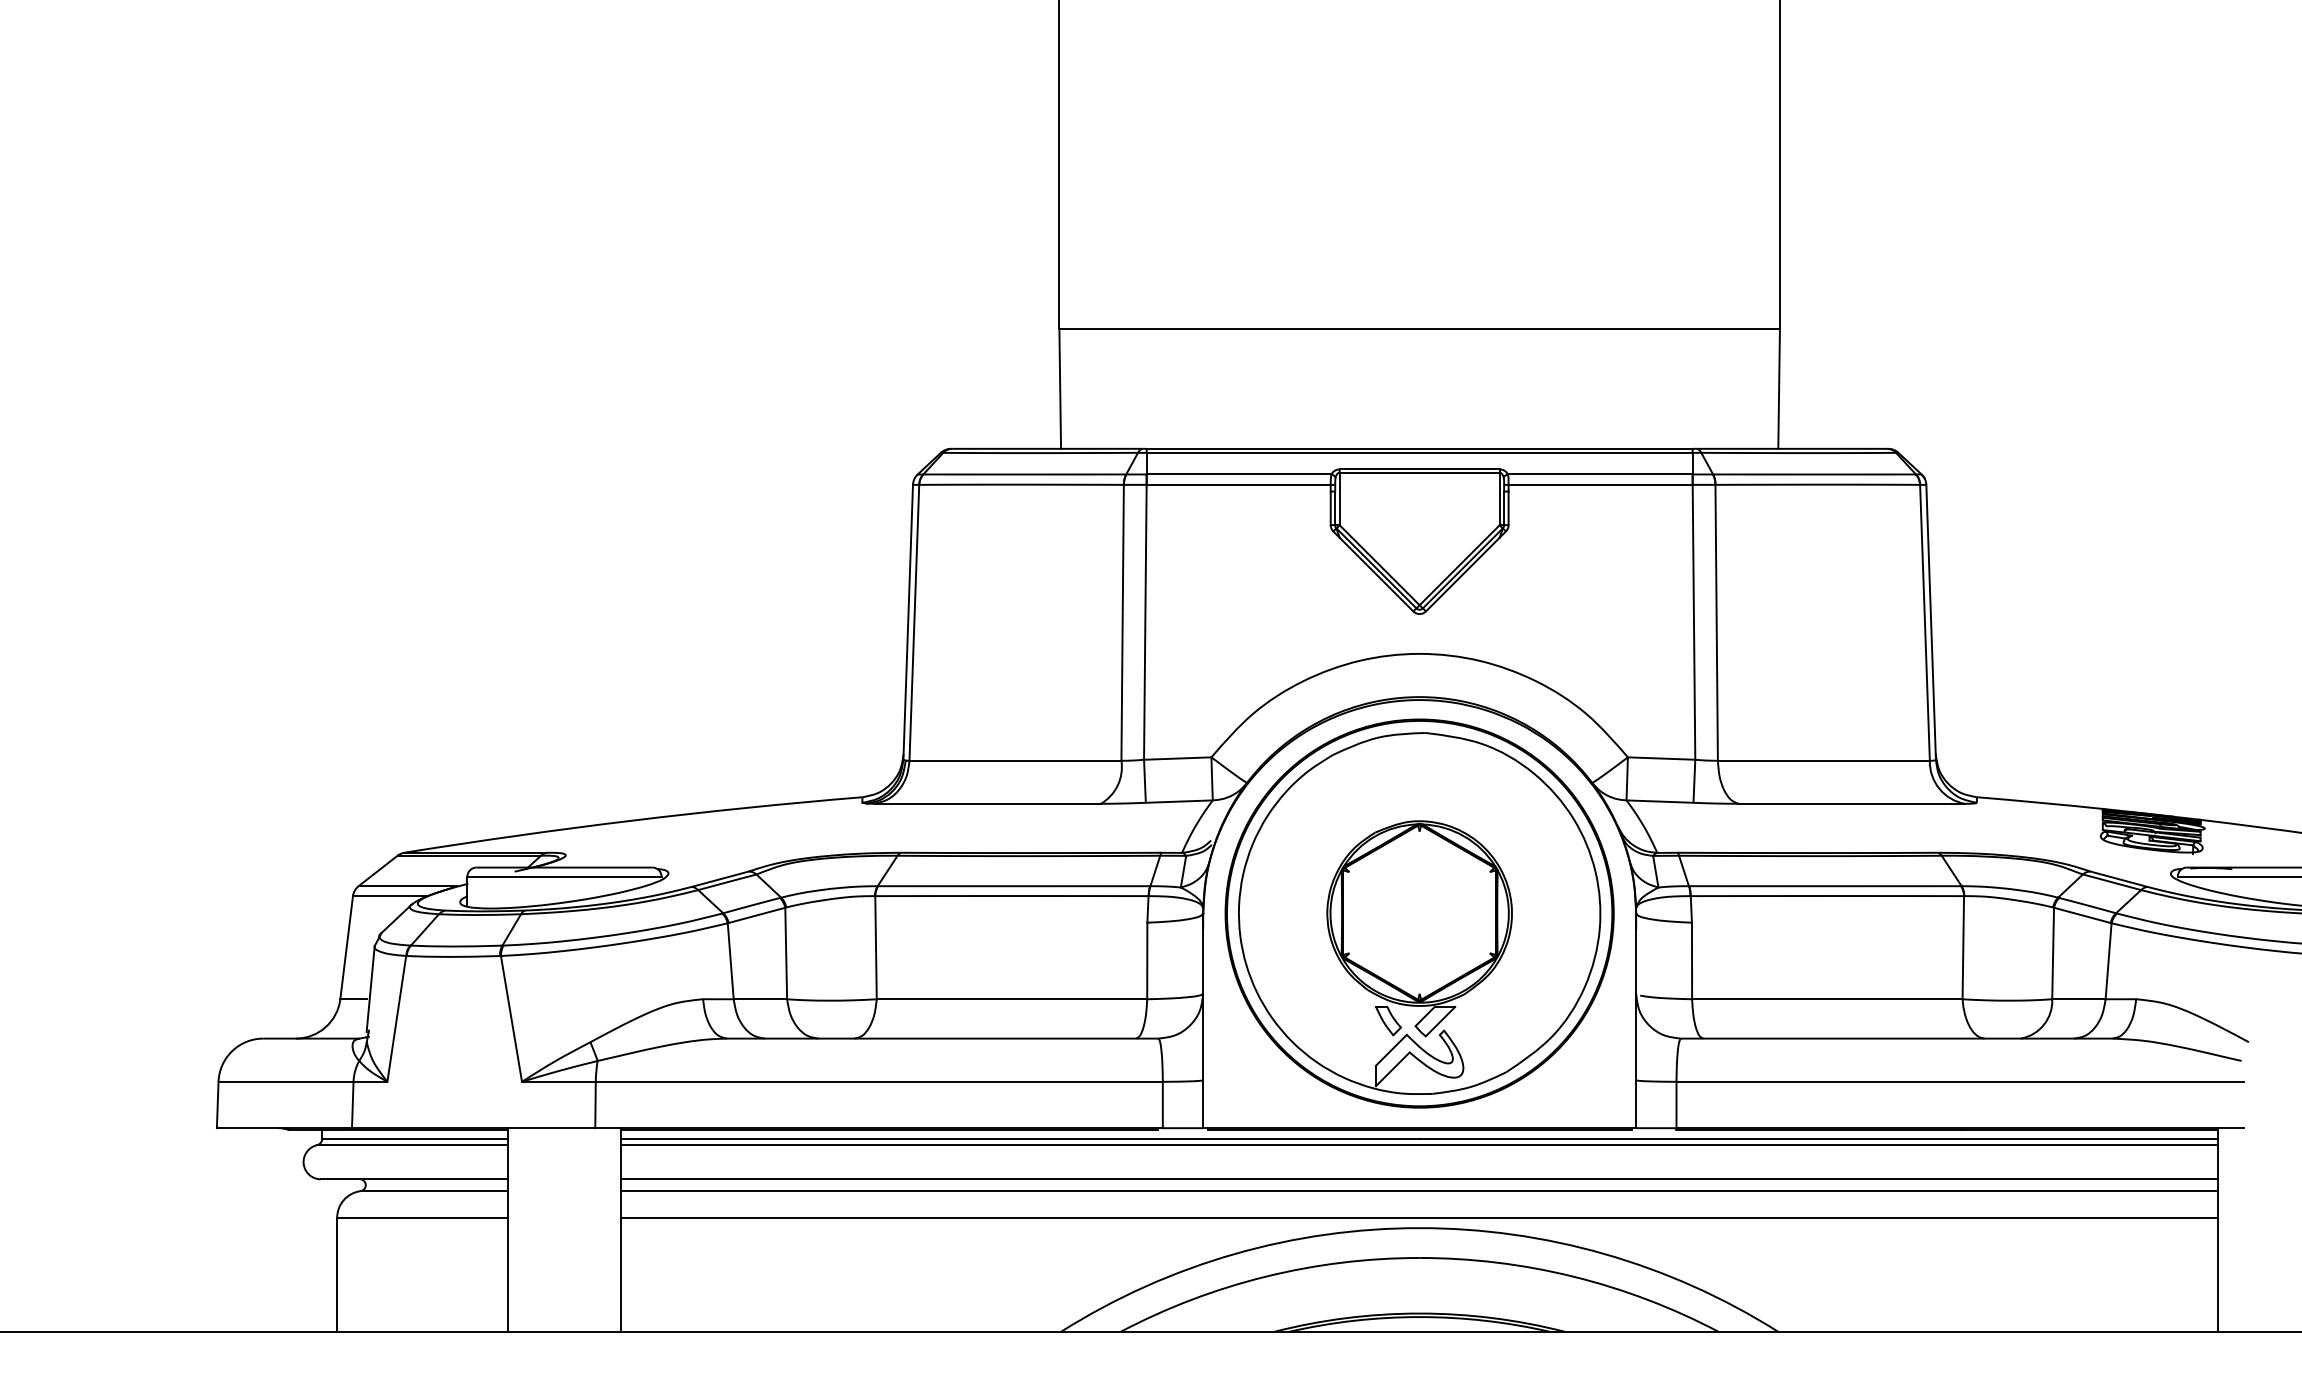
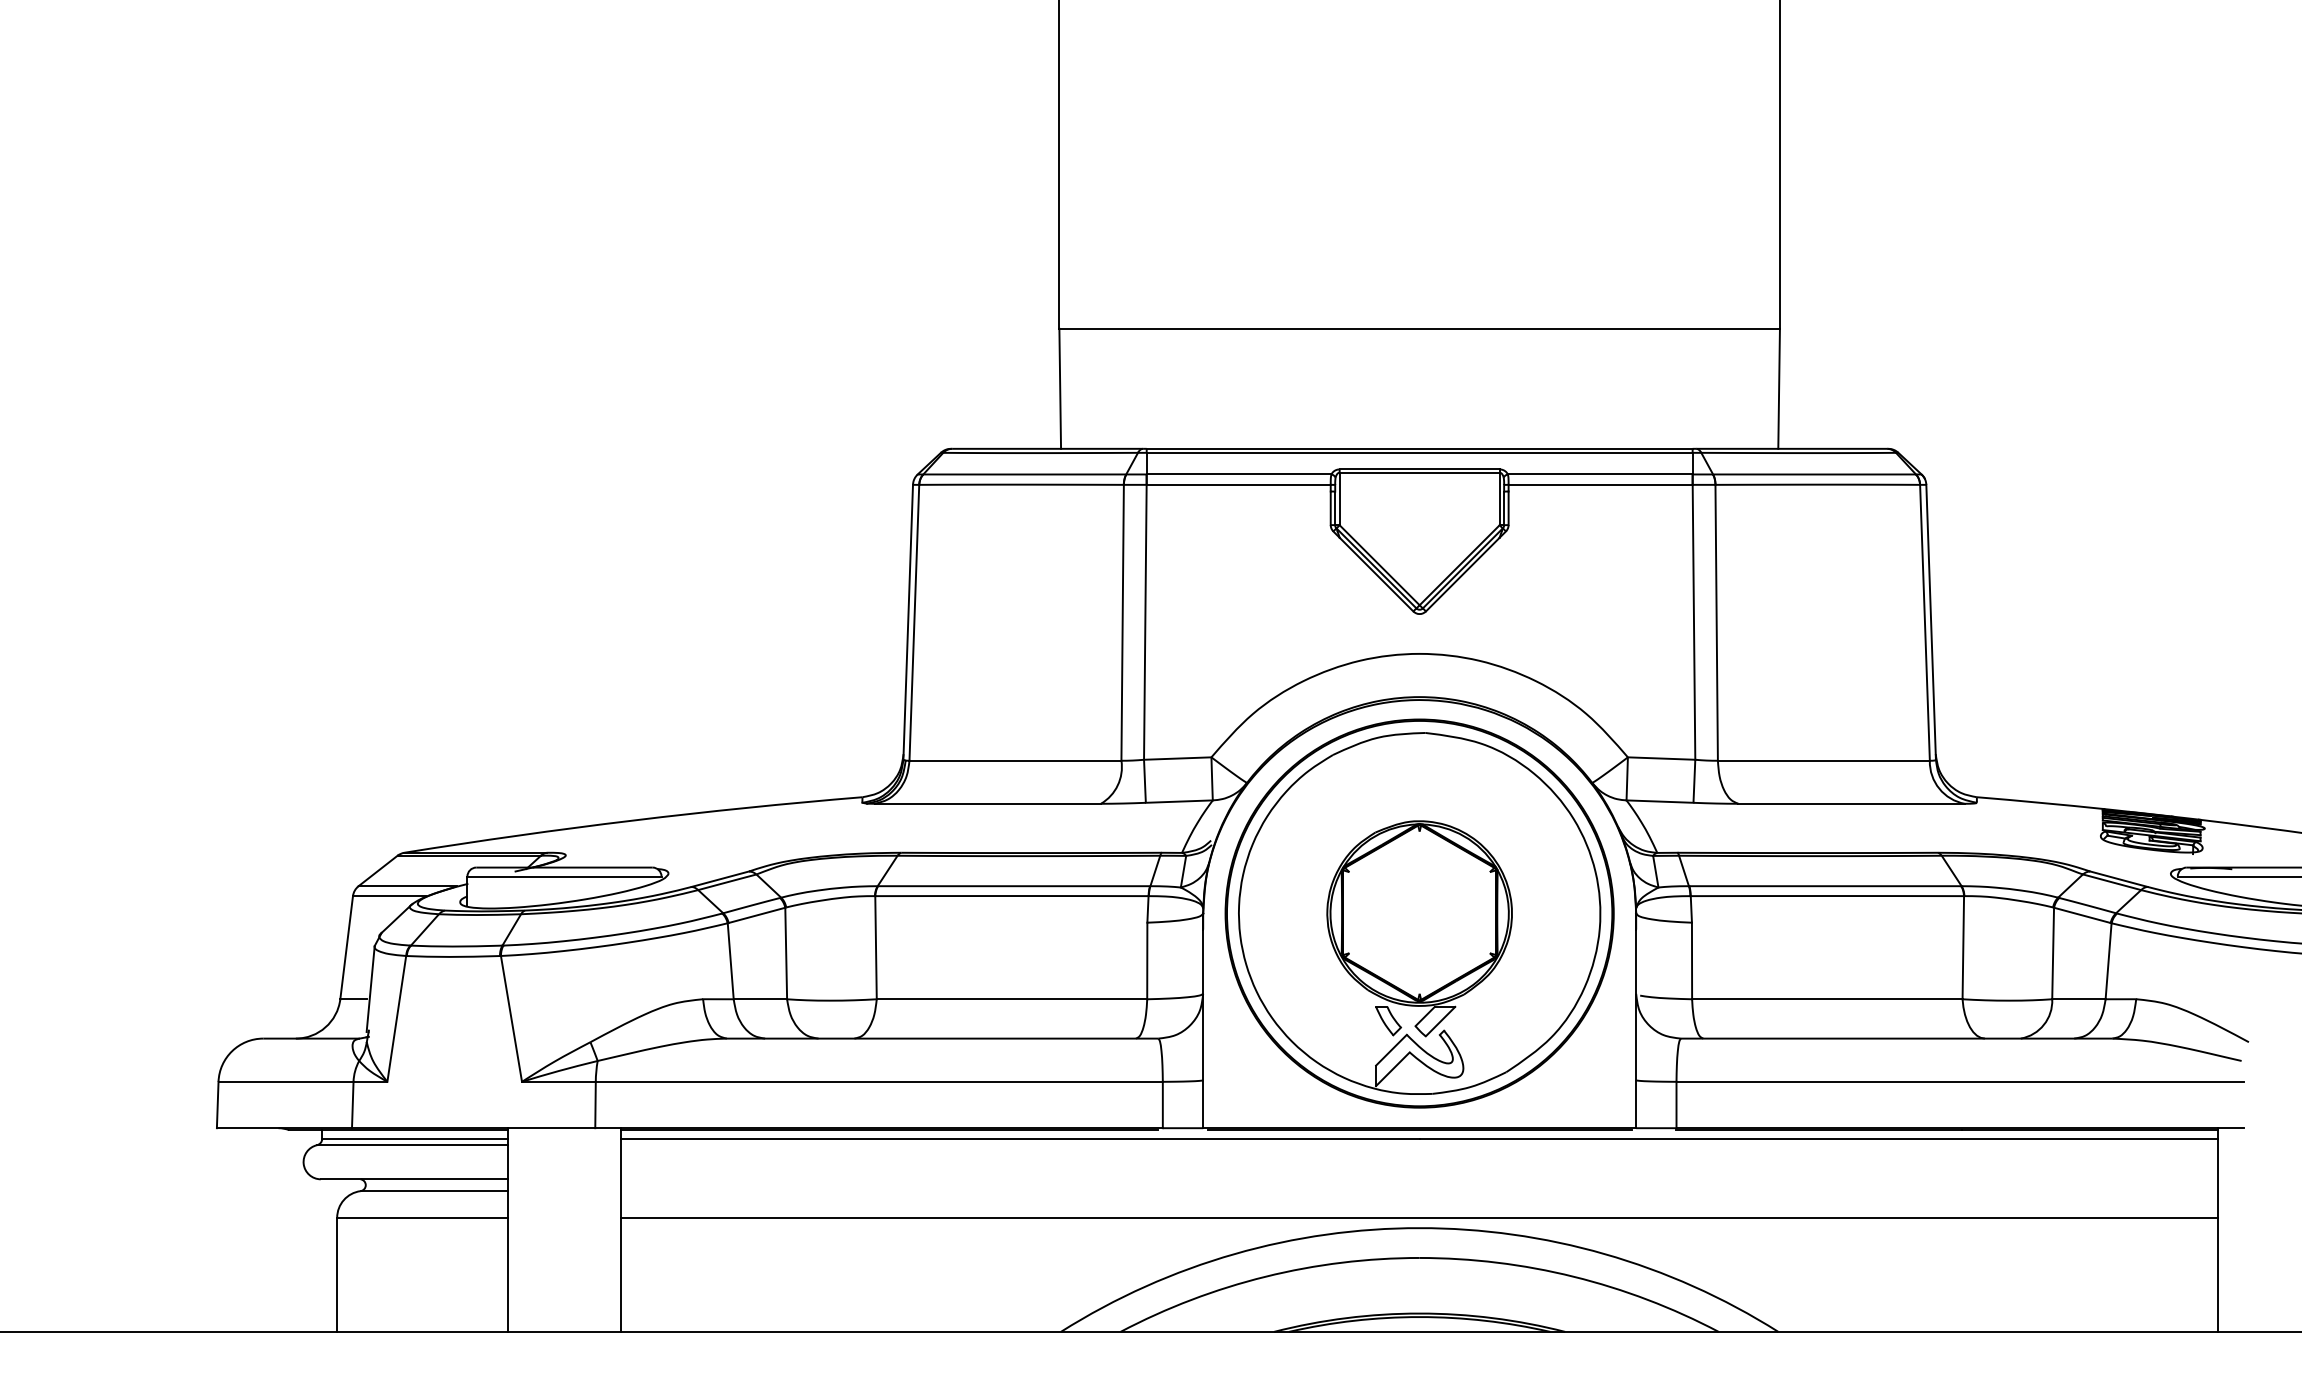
line: present -> none (1419, 1145)
line: present -> none (1419, 1179)
line: present -> none (1419, 1191)
